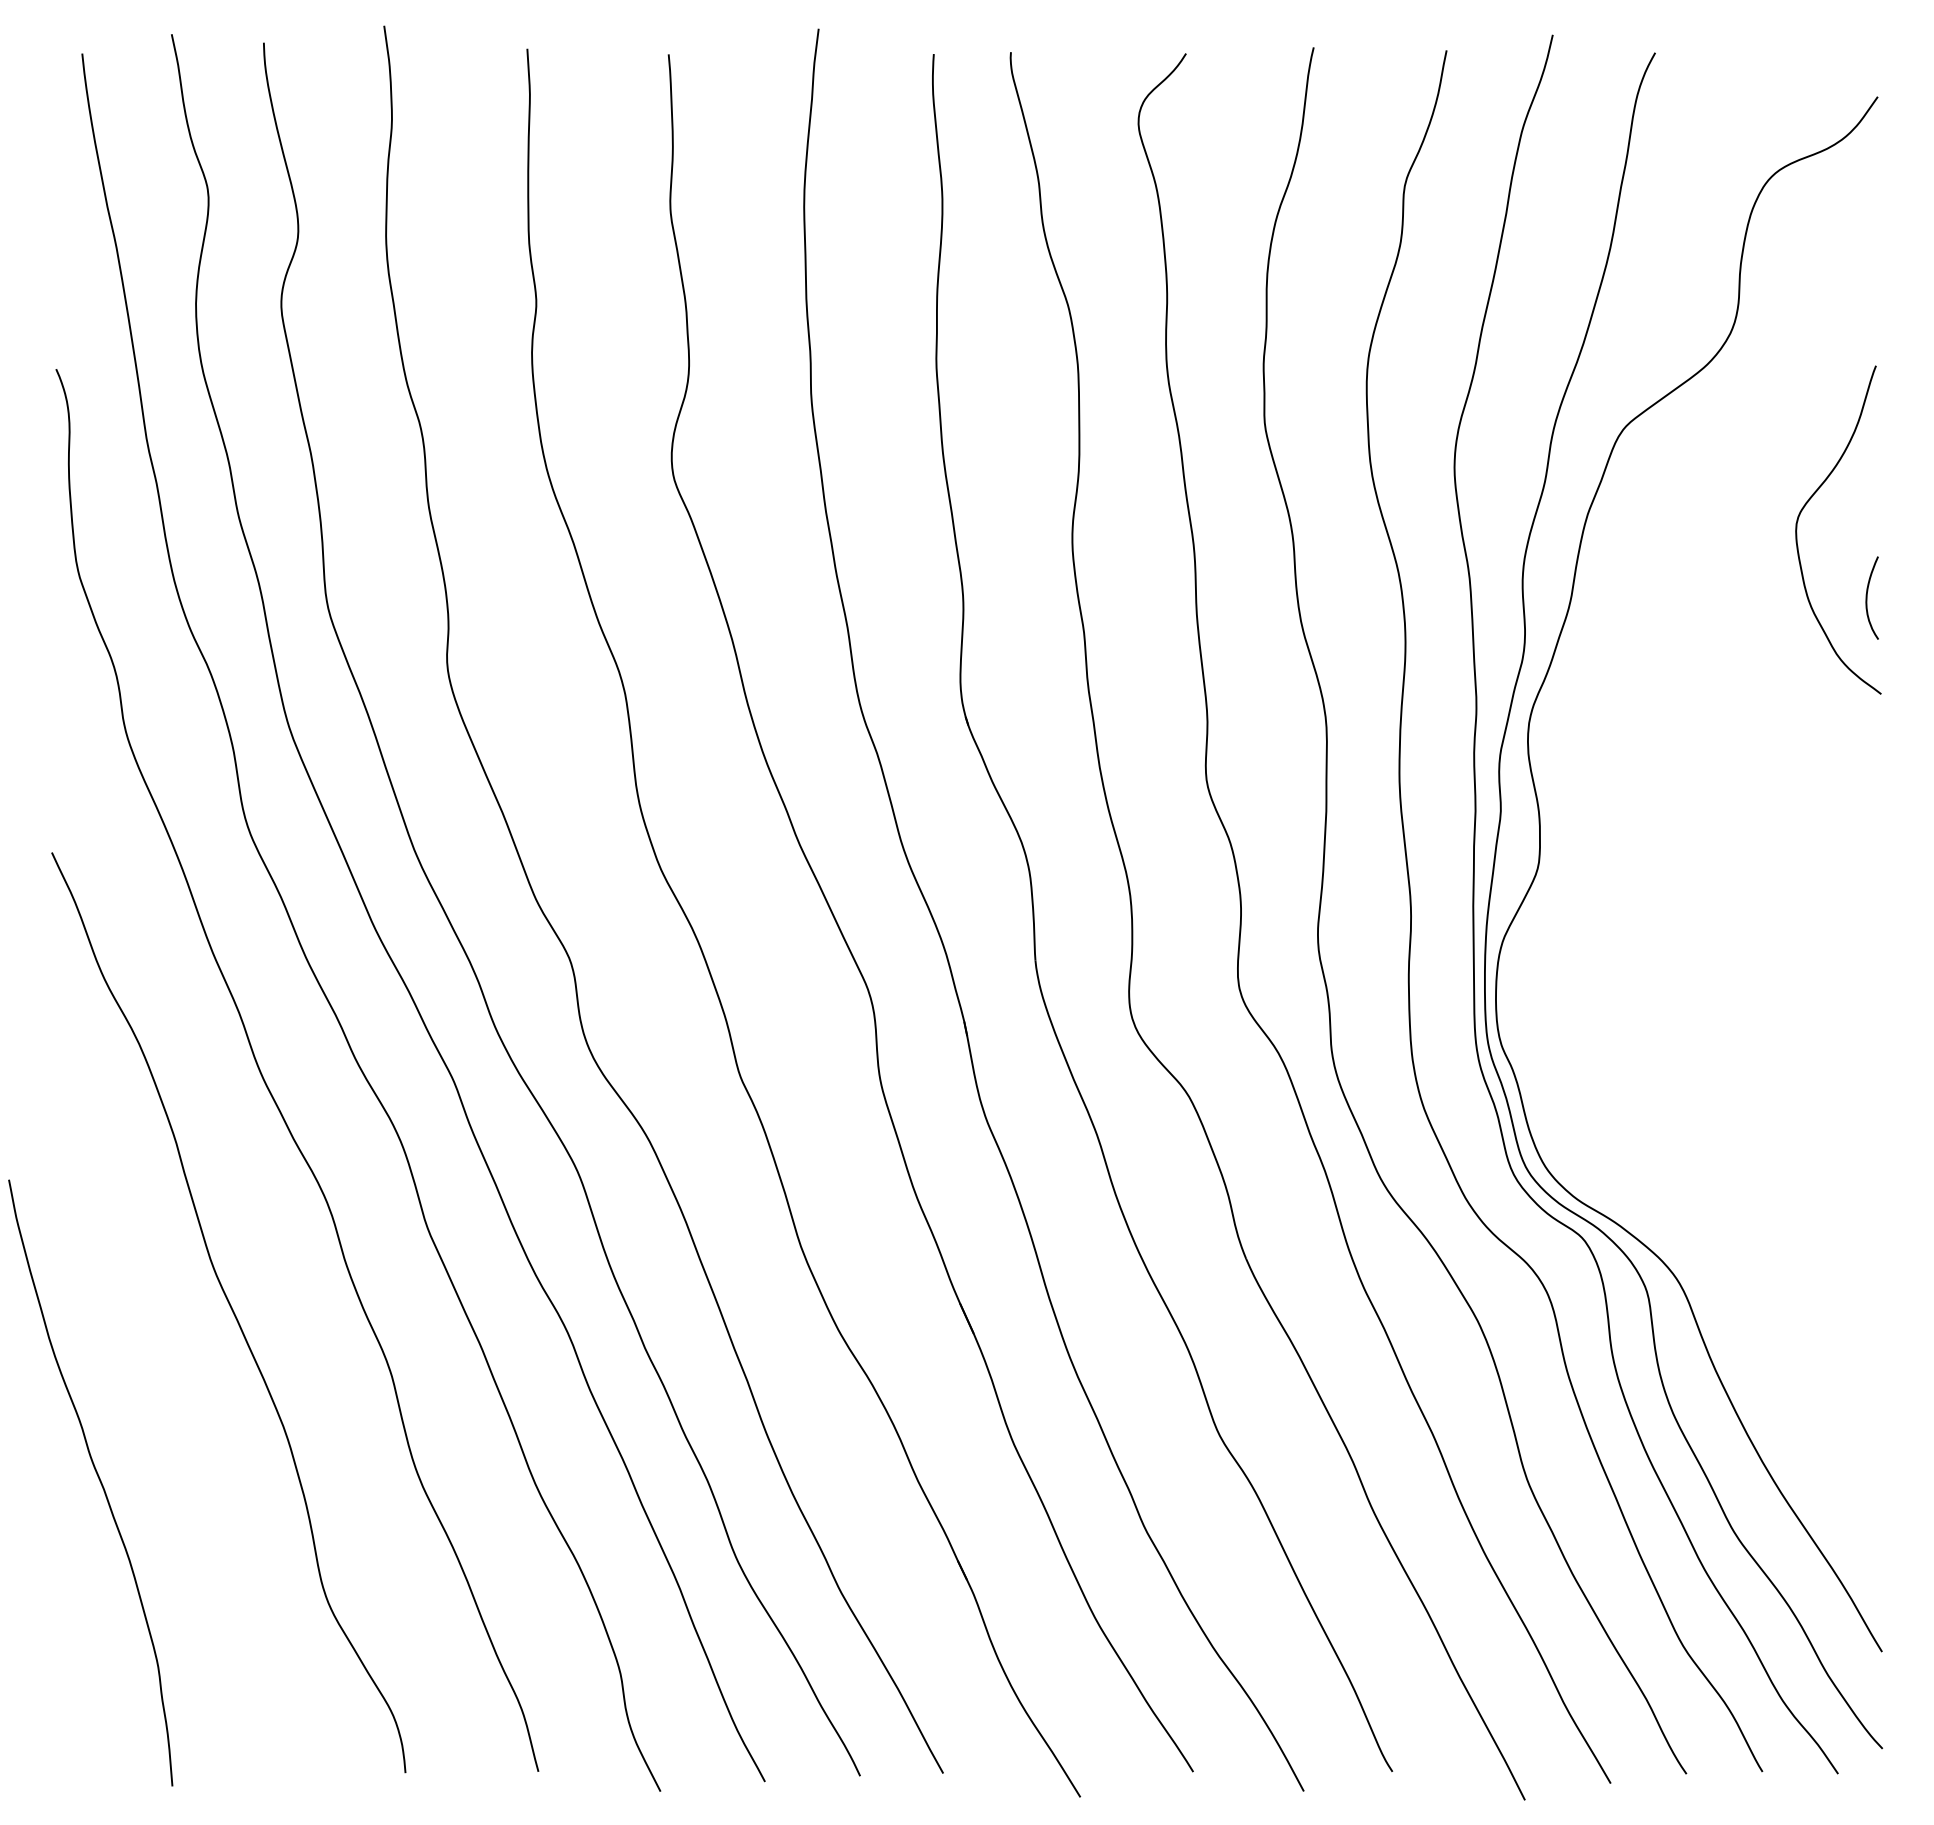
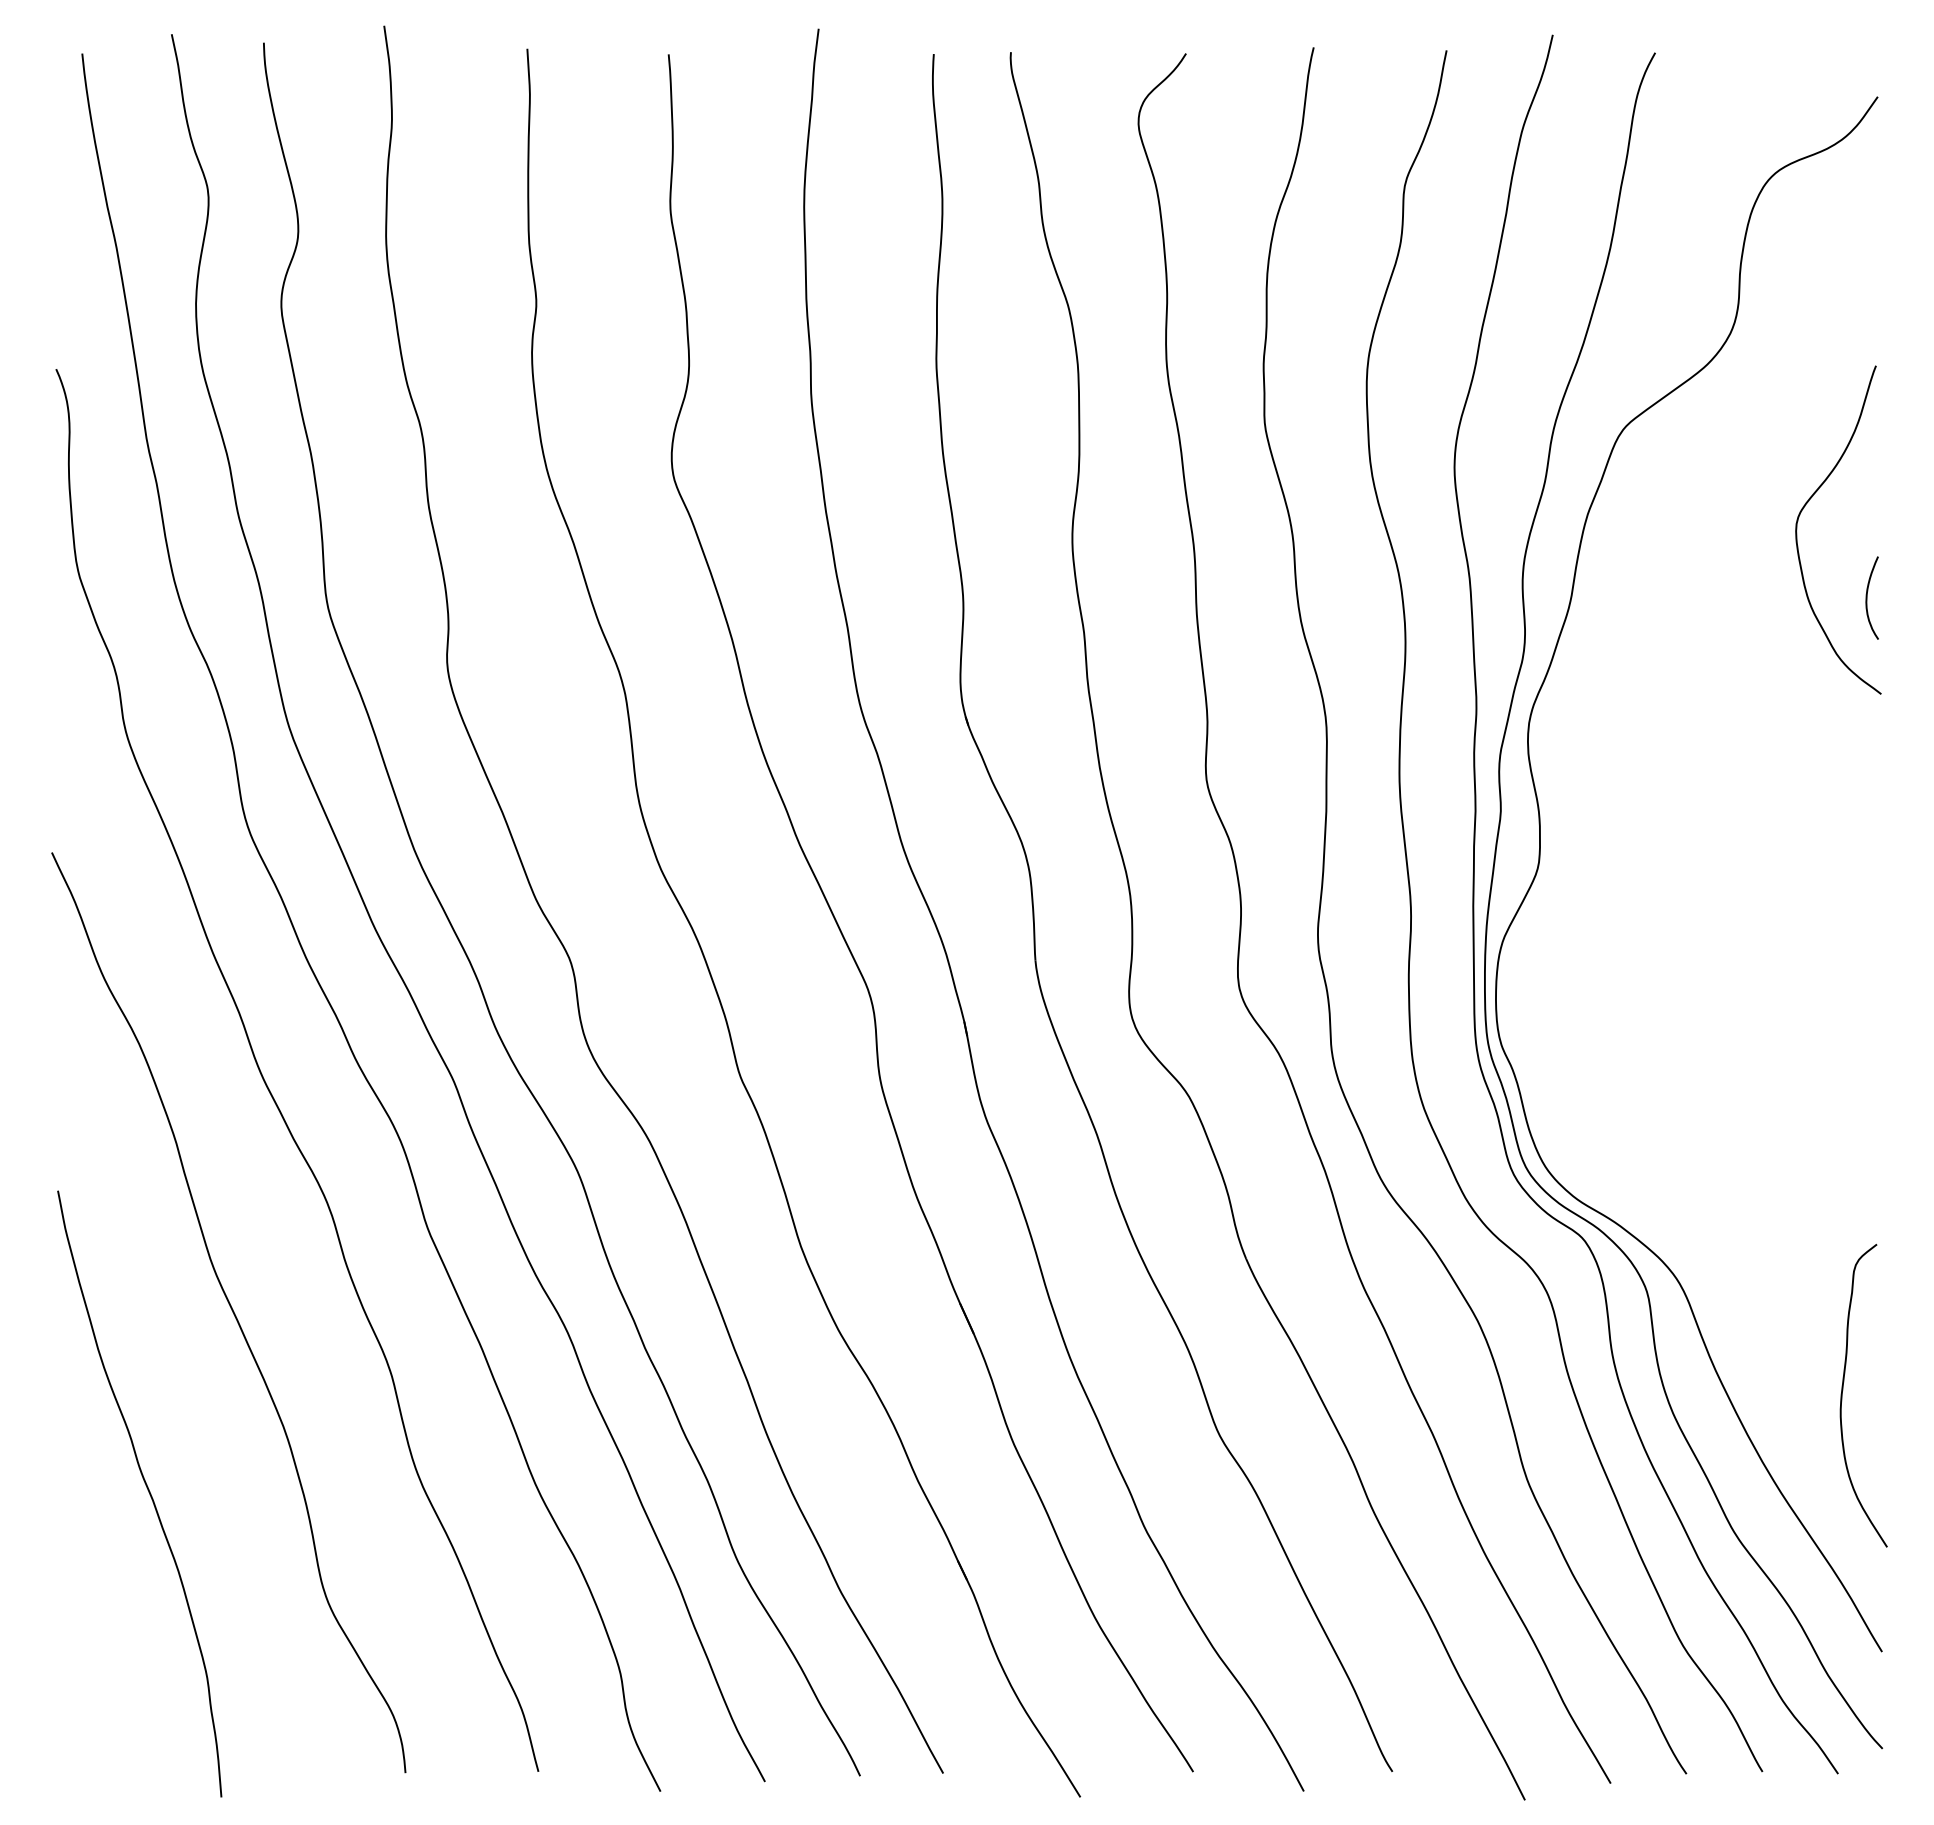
curve: none -> present (1843, 1390)
curve position: (98, 1479) -> (147, 1490) (147, 1490)
